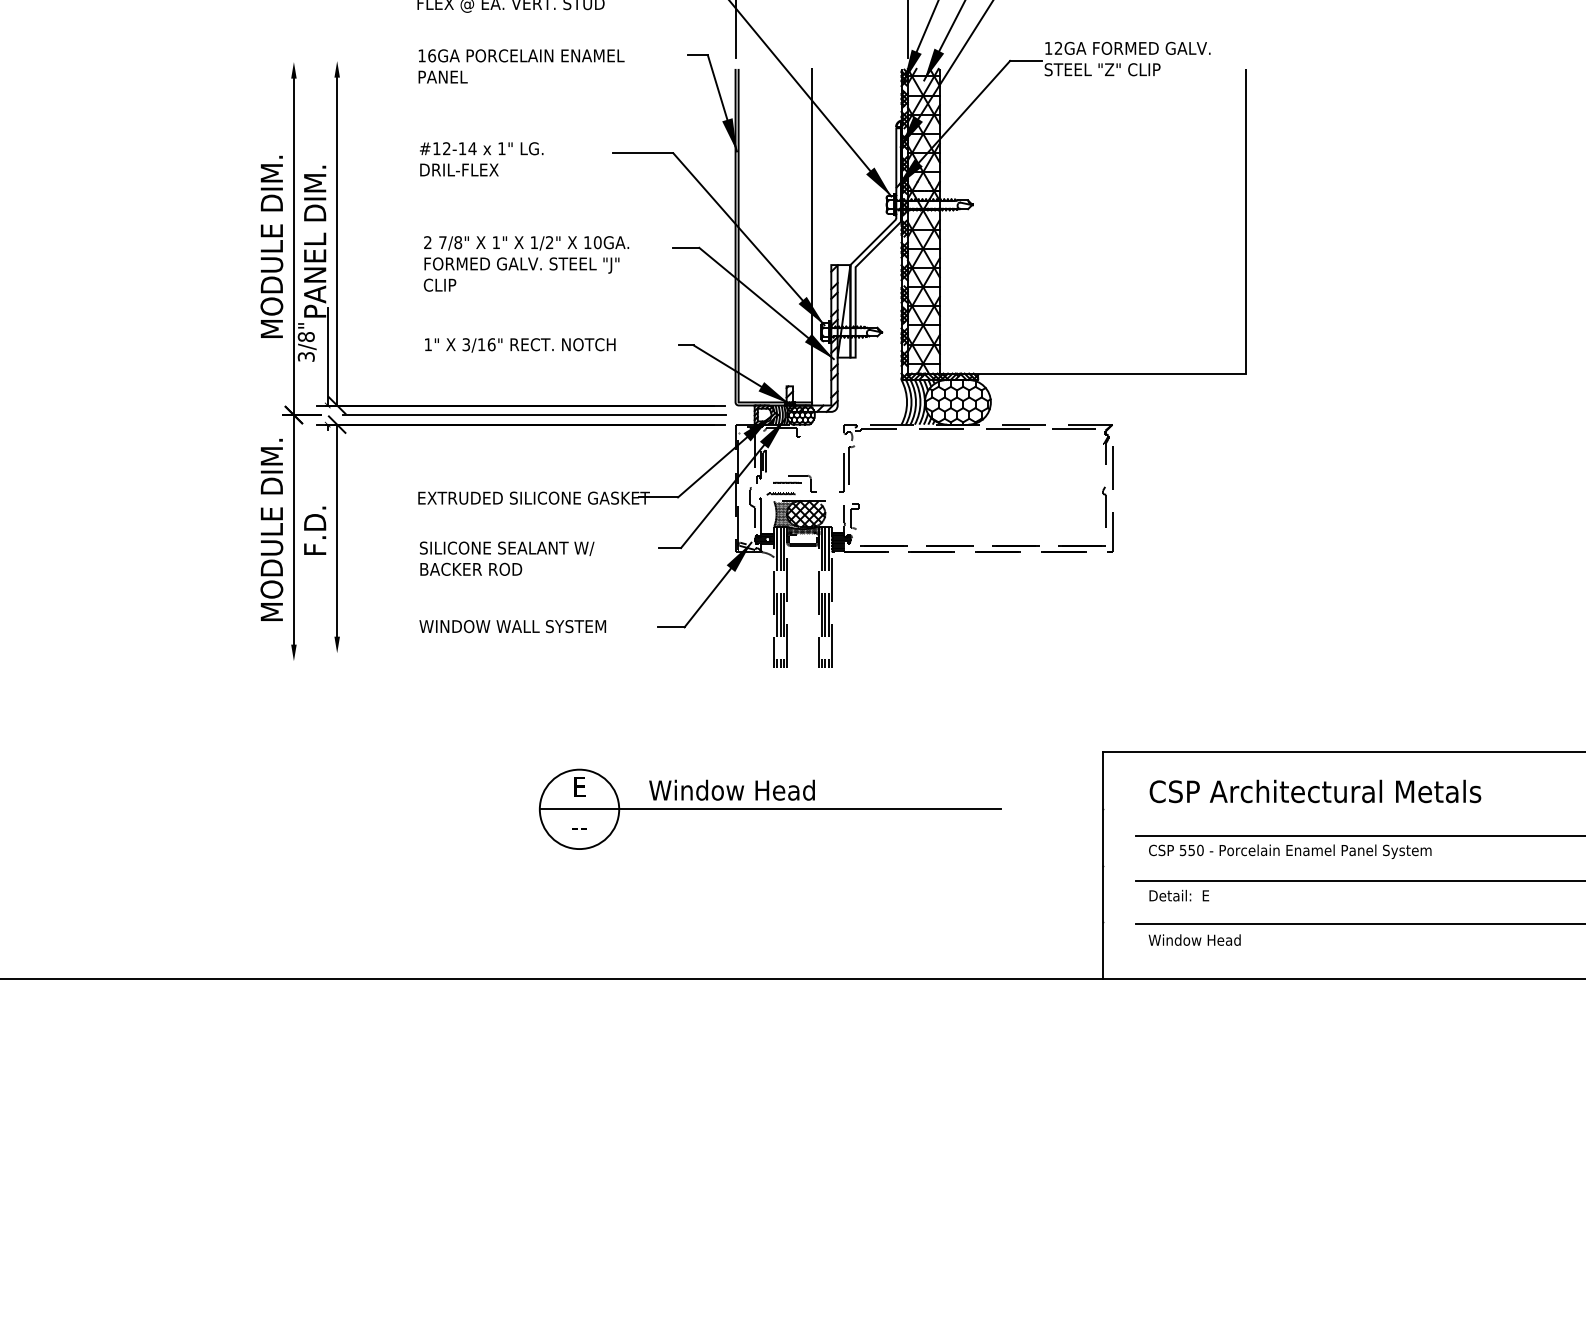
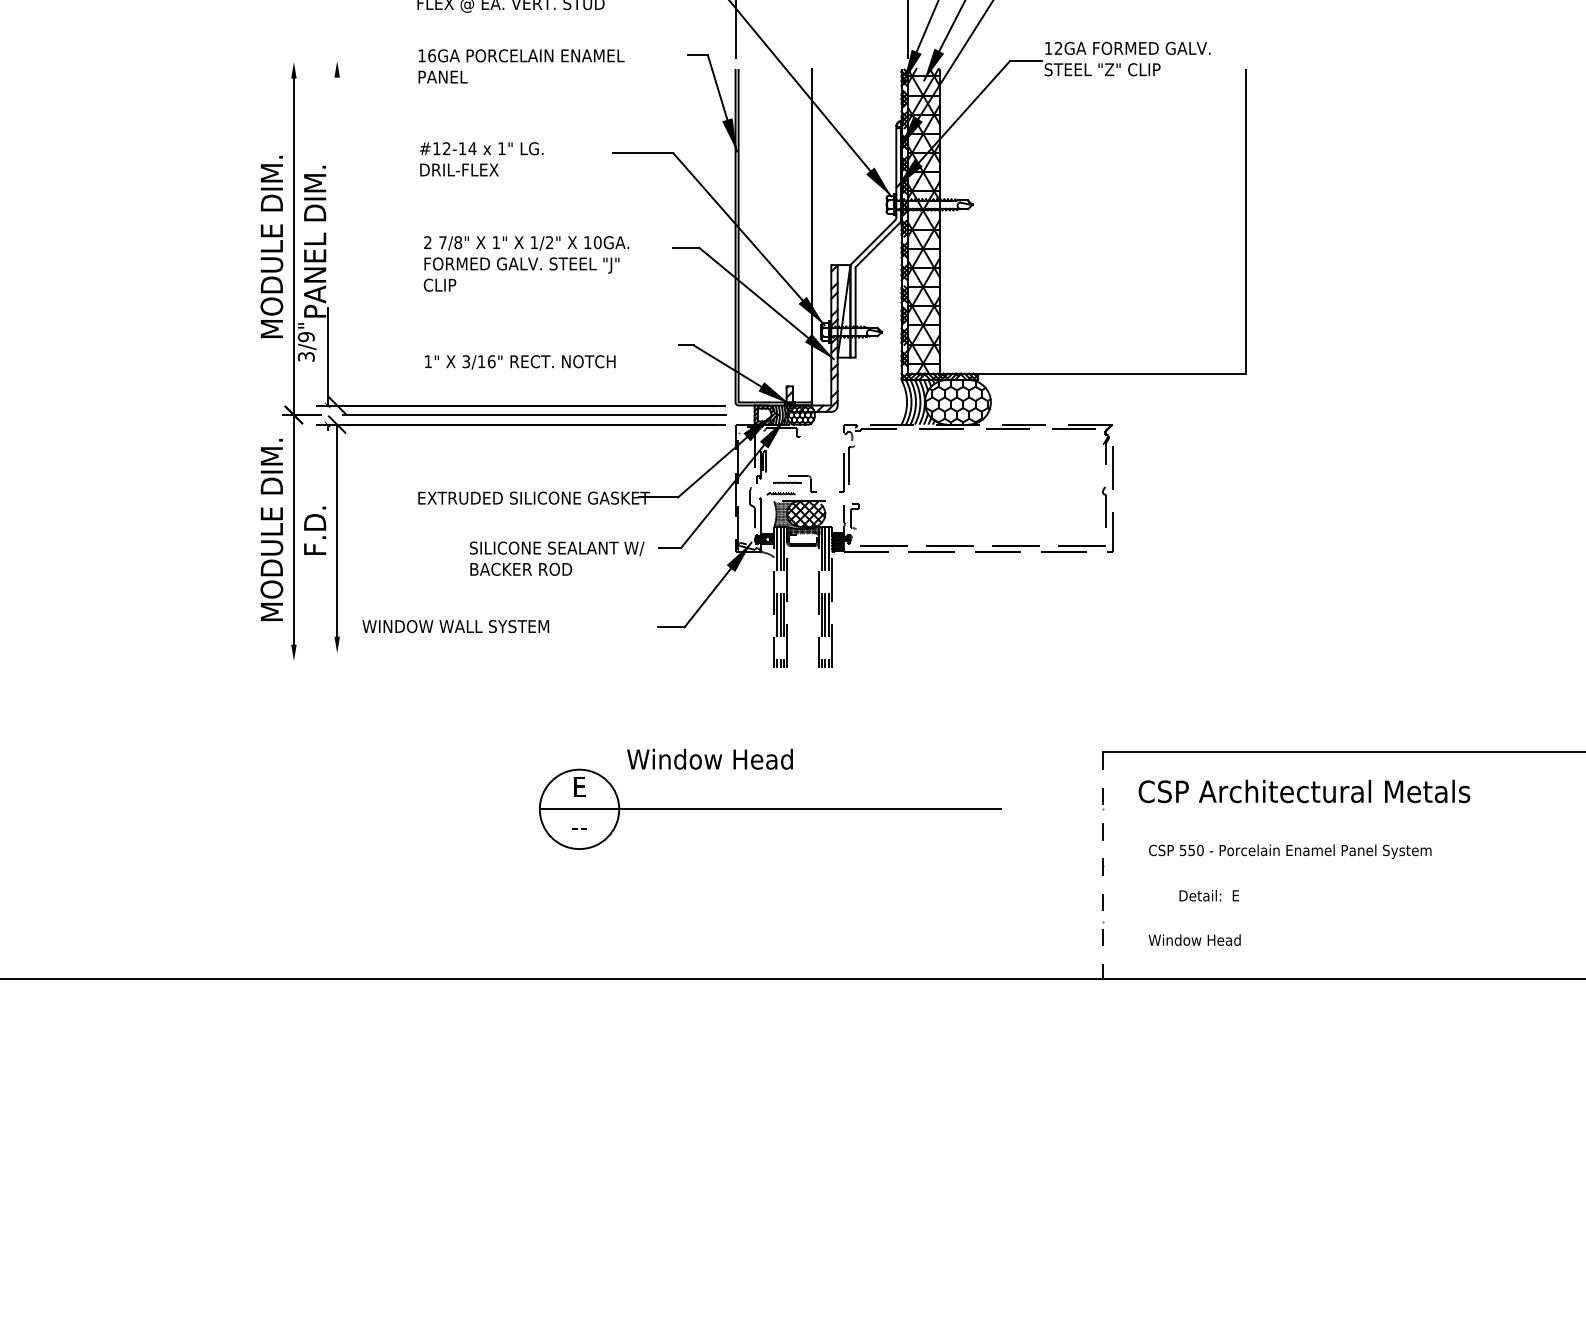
line: present -> none (337, 241)
text: 3/8" -> 3/9" (306, 337)
text position: (520, 345) -> (520, 362) (520, 362)
text position: (507, 558) -> (557, 558) (557, 558)
text position: (512, 626) -> (455, 626) (455, 626)
text position: (731, 789) -> (709, 758) (709, 758)
text position: (1315, 791) -> (1304, 791) (1304, 791)
line: present -> none (1359, 835)
line: solid -> dashed (1102, 866)
line: present -> none (1359, 881)
text position: (1179, 895) -> (1209, 895) (1209, 895)
line: present -> none (1359, 923)
